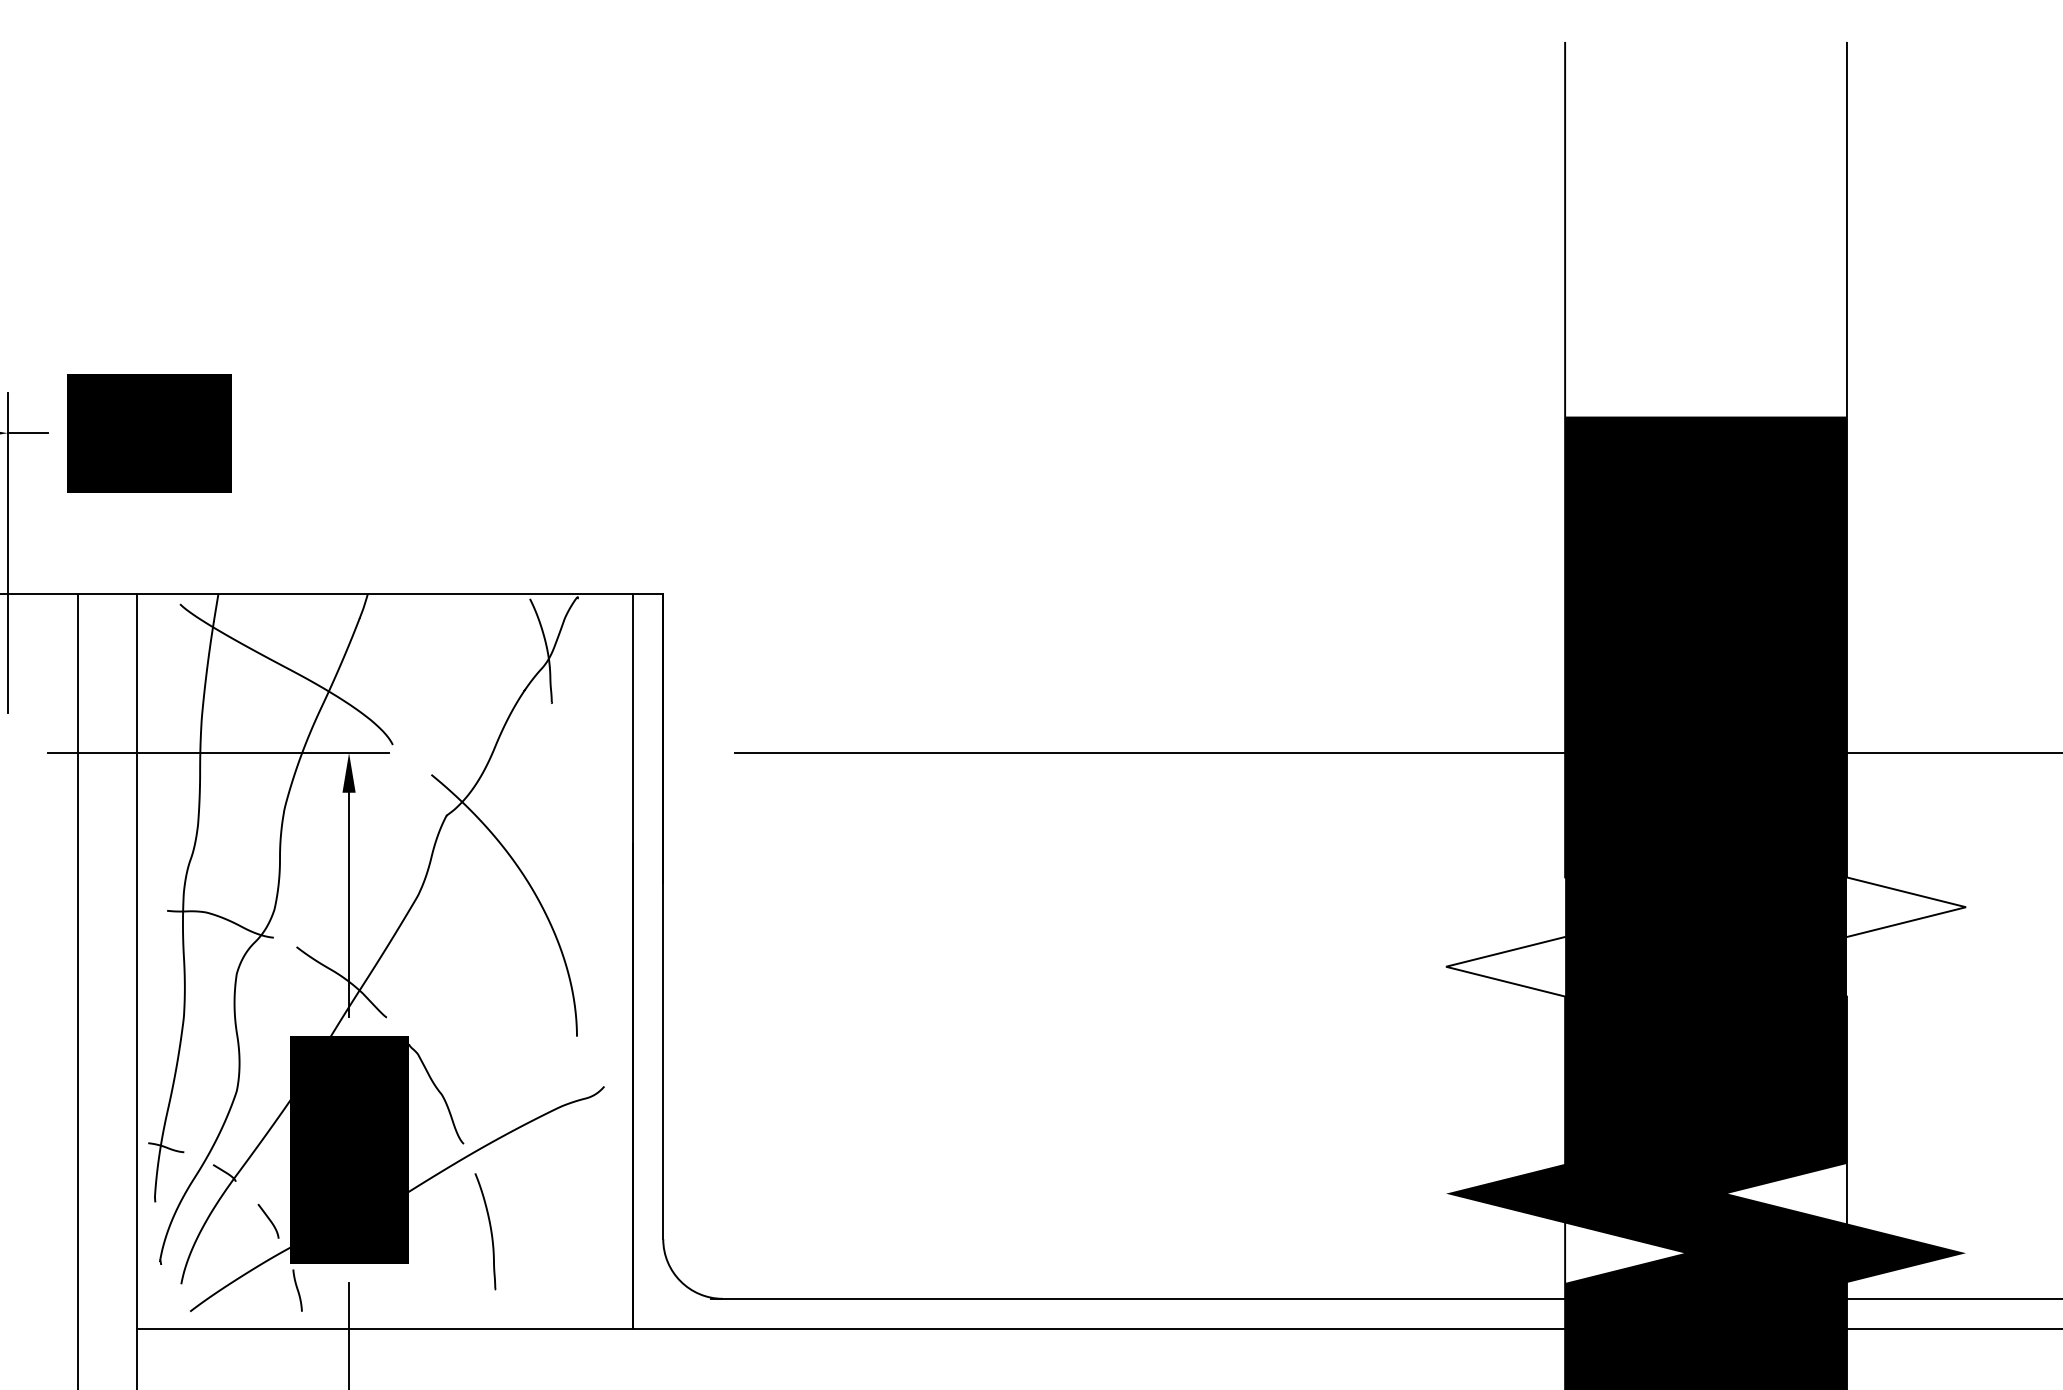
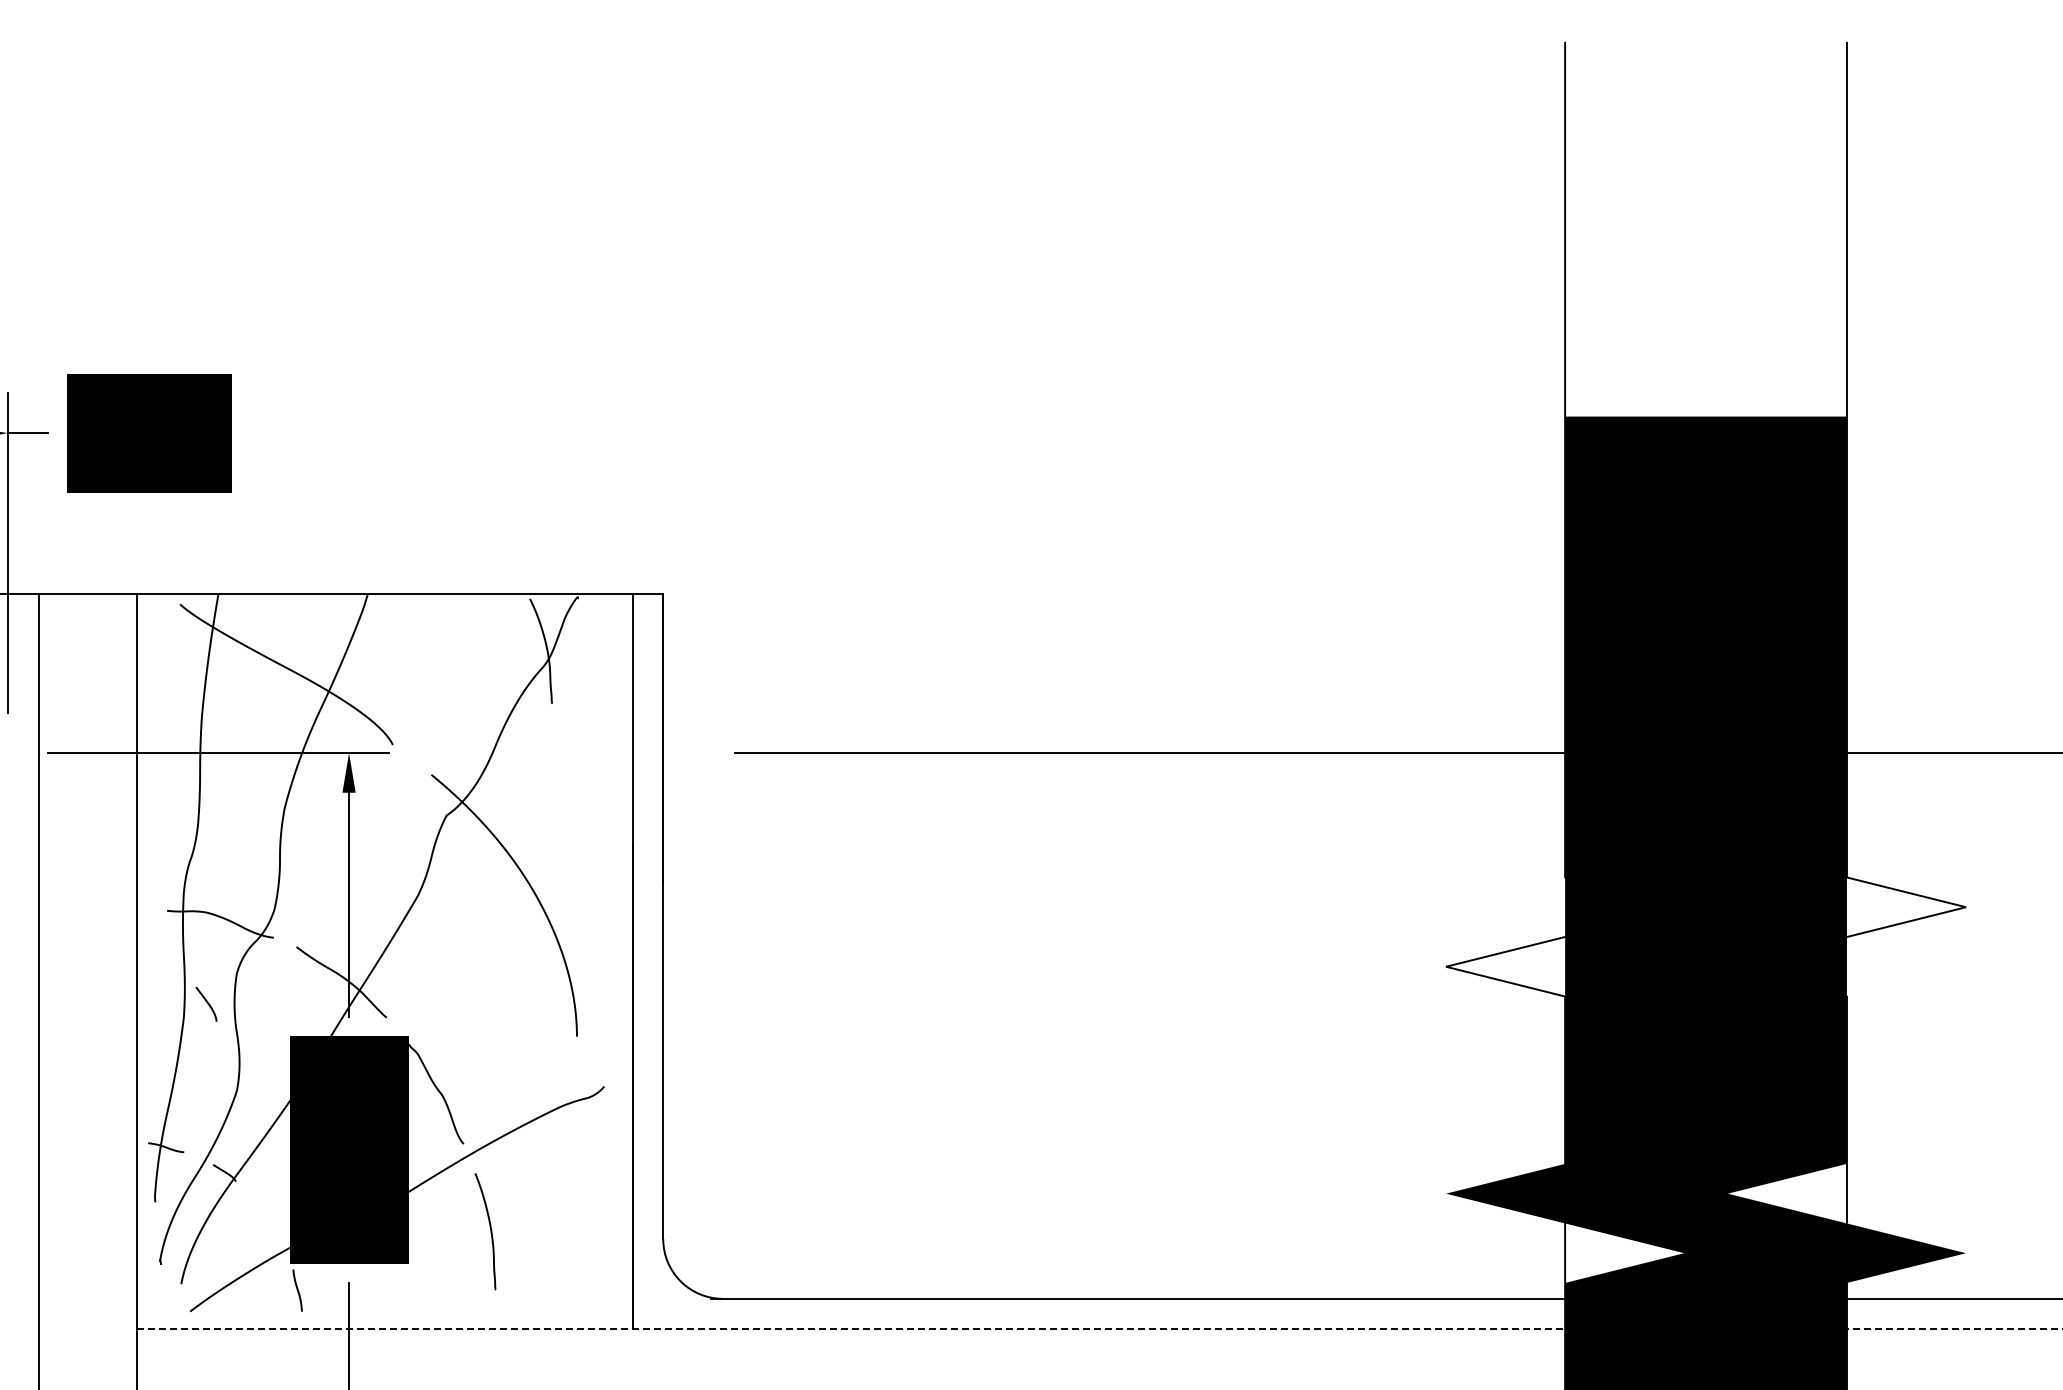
line position: (77, 990) -> (38, 990) (38, 990)
curve position: (268, 1219) -> (206, 1002) (206, 1002)
line: solid -> dashed (1099, 1328)
